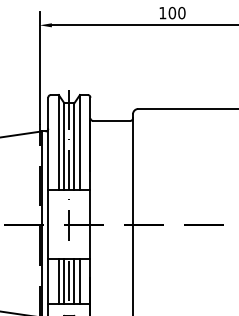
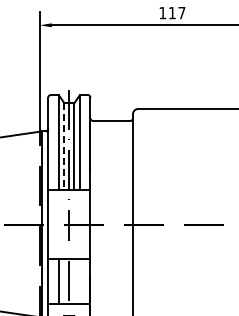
text: 100 -> 117 (176, 12)
line: solid -> dashed (64, 147)
line: present -> none (64, 281)
line: present -> none (74, 281)
line: present -> none (79, 281)
